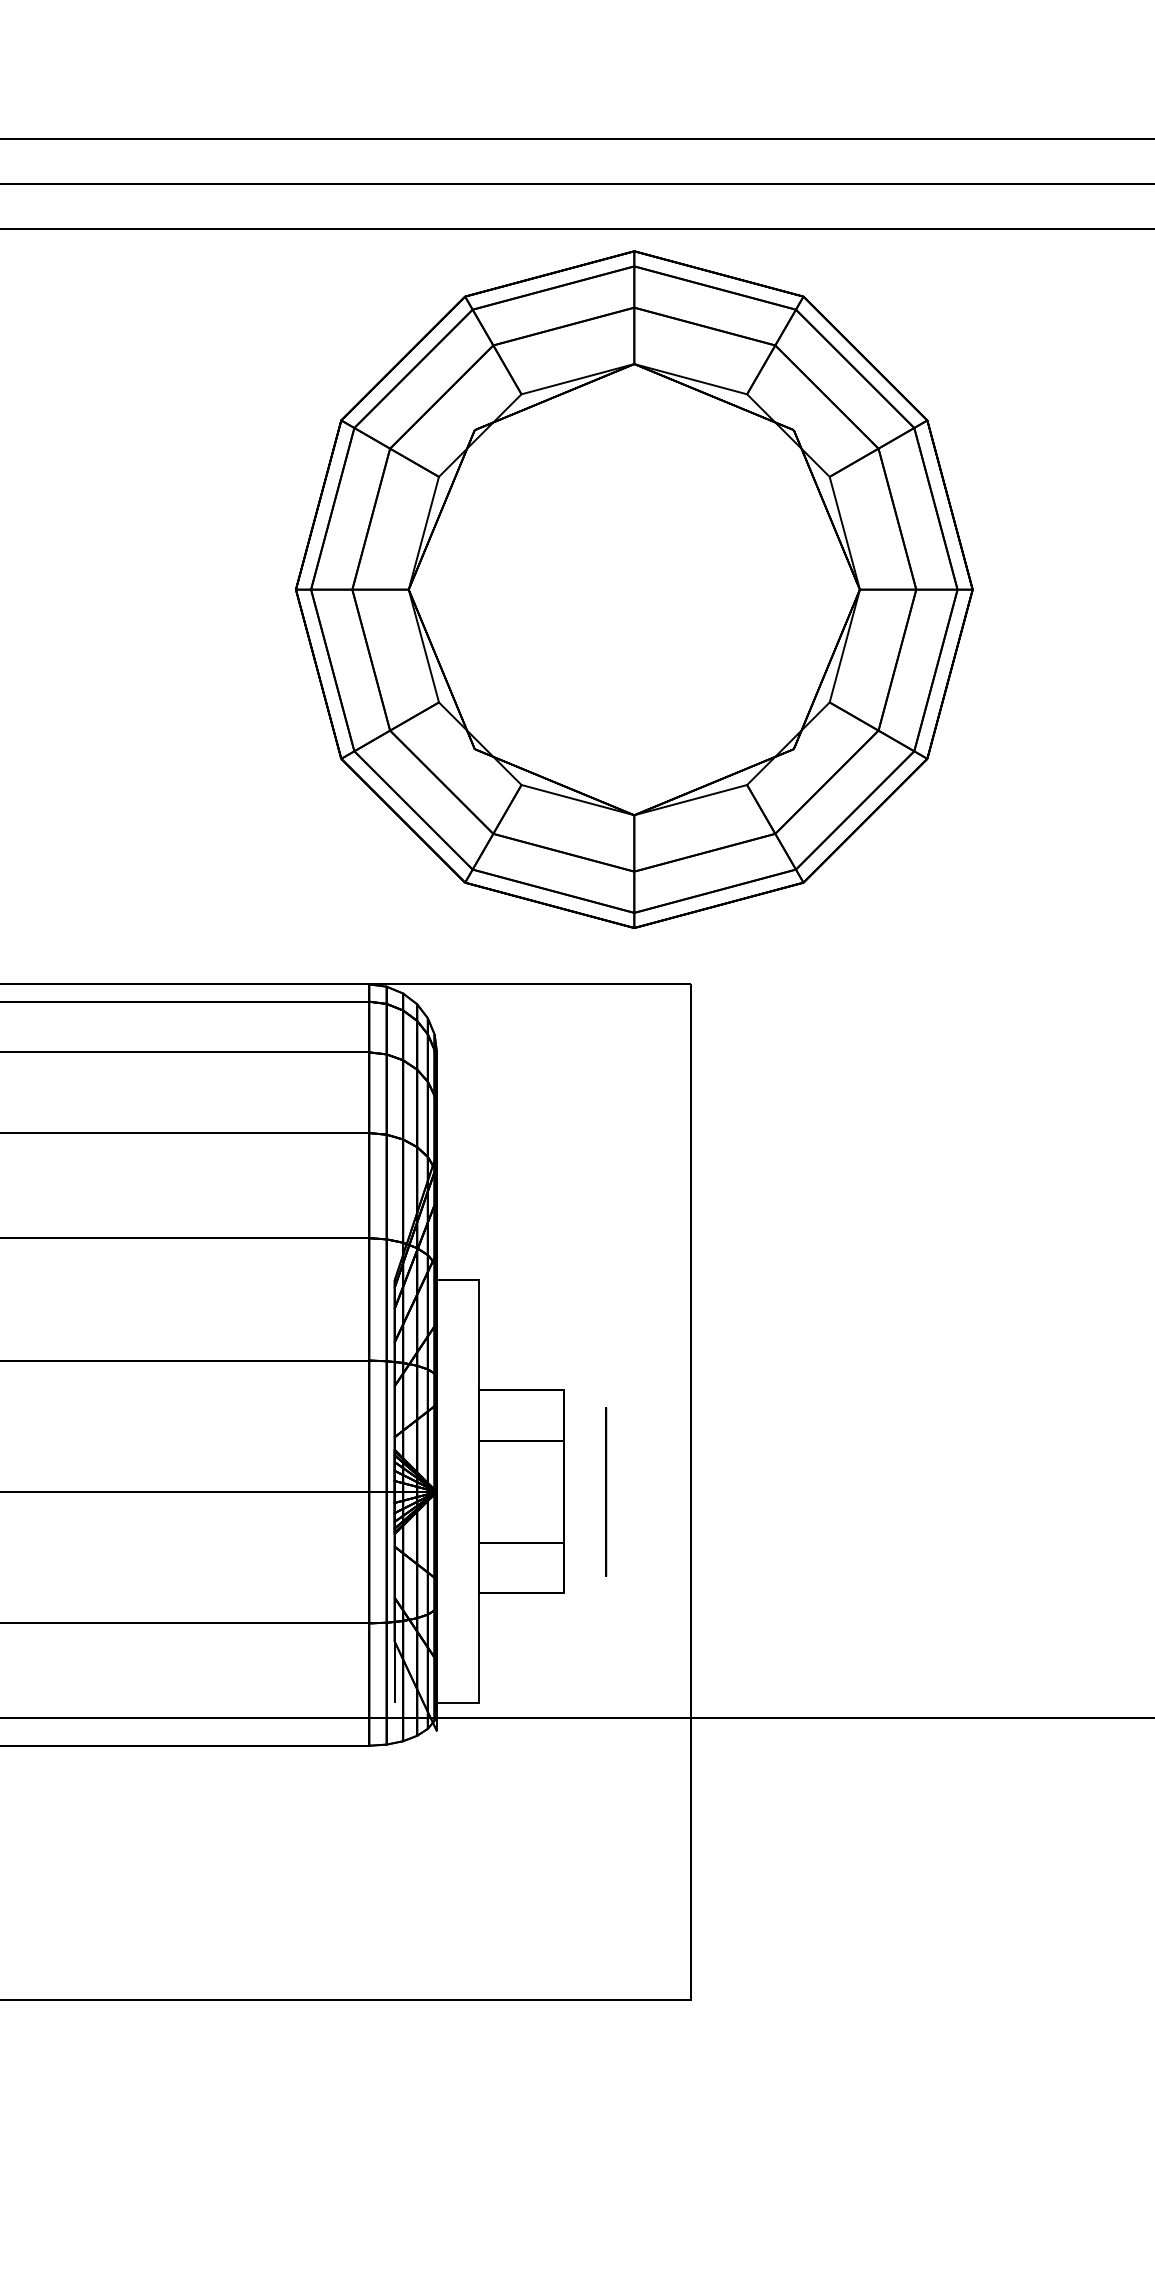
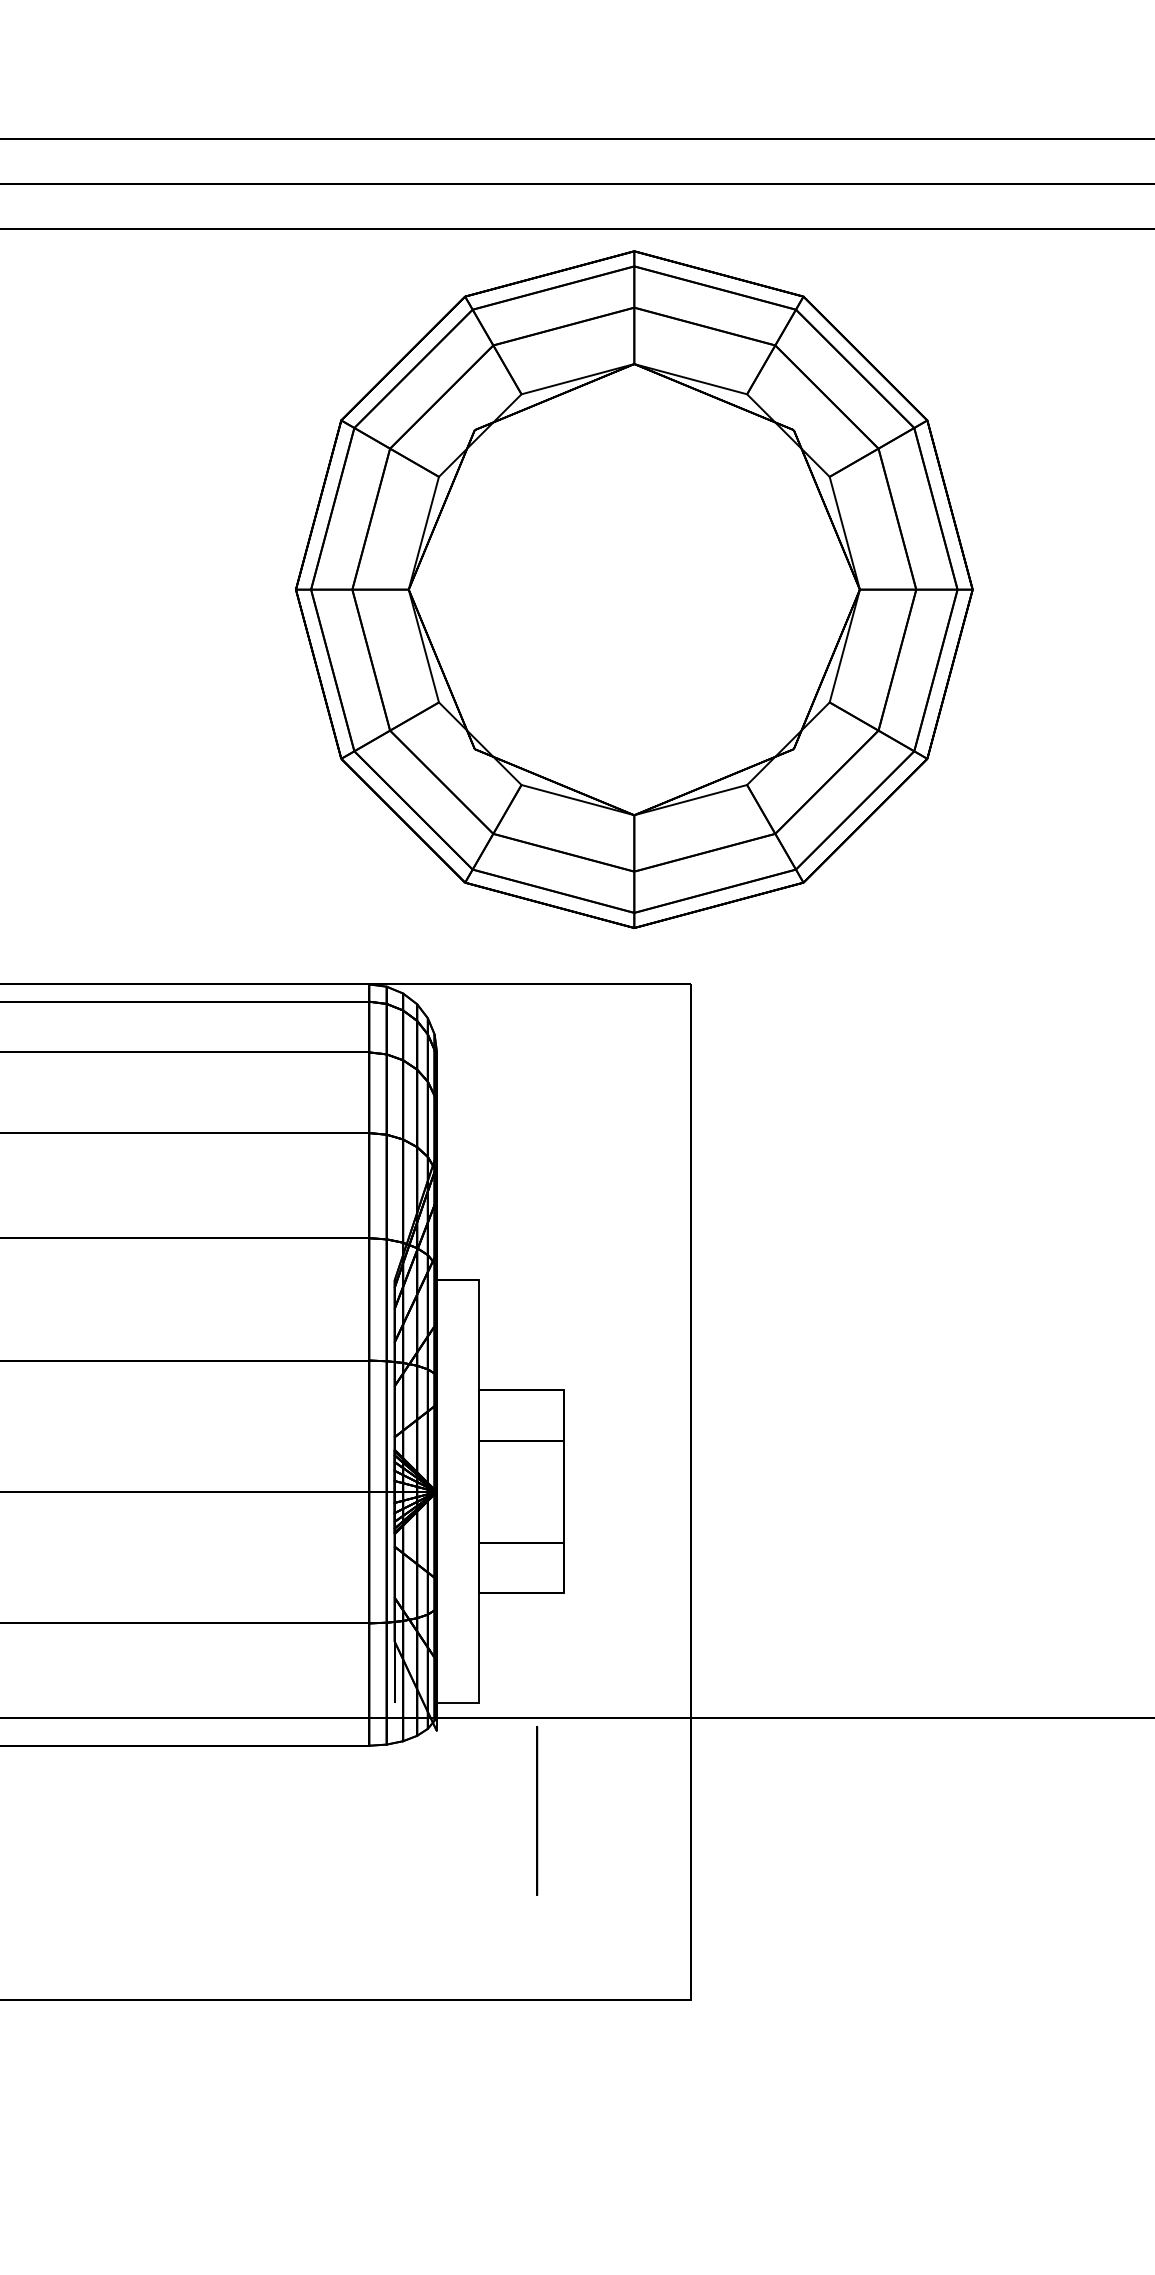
circle position: (606, 1491) -> (537, 1810) (537, 1810)
